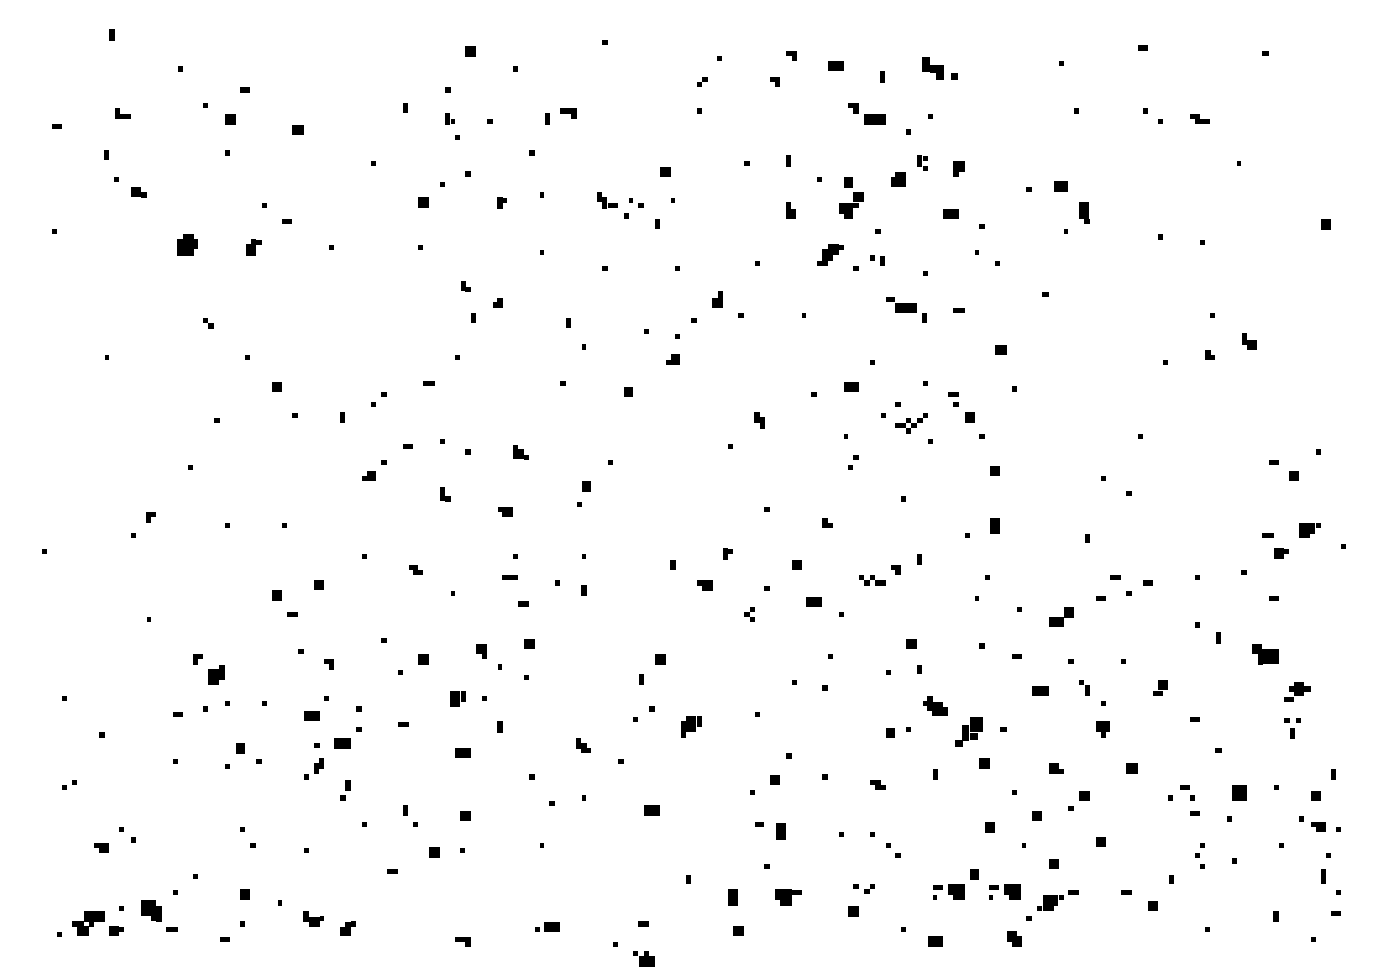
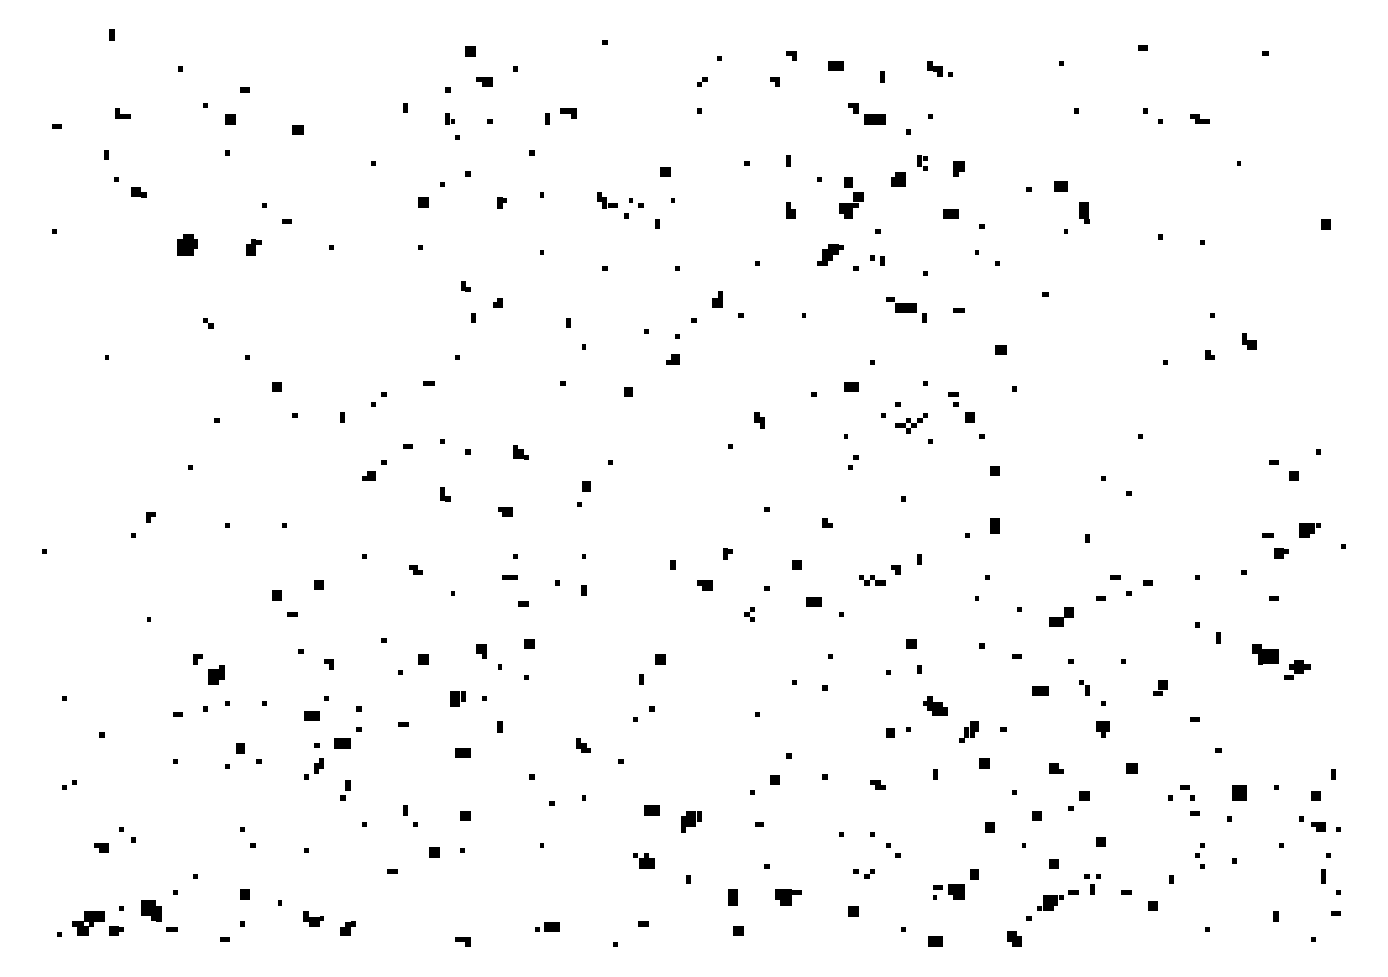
part size: 36x23 px -> 26x16 px (939, 68)
part: none -> present (484, 81)
part position: (1297, 691) -> (1297, 669) (1297, 669)
part position: (691, 726) -> (691, 821) (691, 821)
part position: (1292, 728) -> (1092, 884) (1092, 884)
part size: 28x30 px -> 20x22 px (968, 731)
line: present -> none (780, 831)
part position: (863, 888) -> (863, 873) (863, 873)
part: present -> none (1004, 891)
part position: (643, 958) -> (643, 860) (643, 860)
